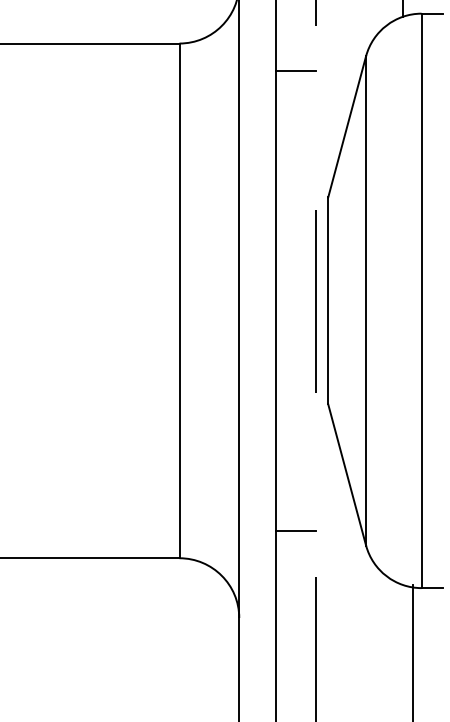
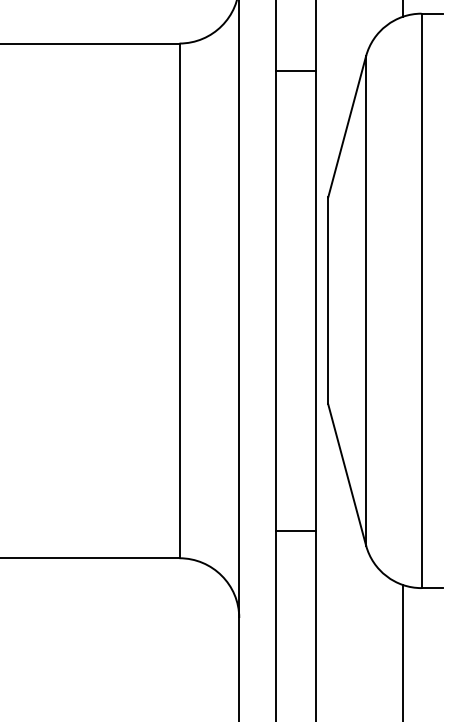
line: dashed -> solid (316, 360)
line position: (412, 651) -> (402, 651) (402, 651)
